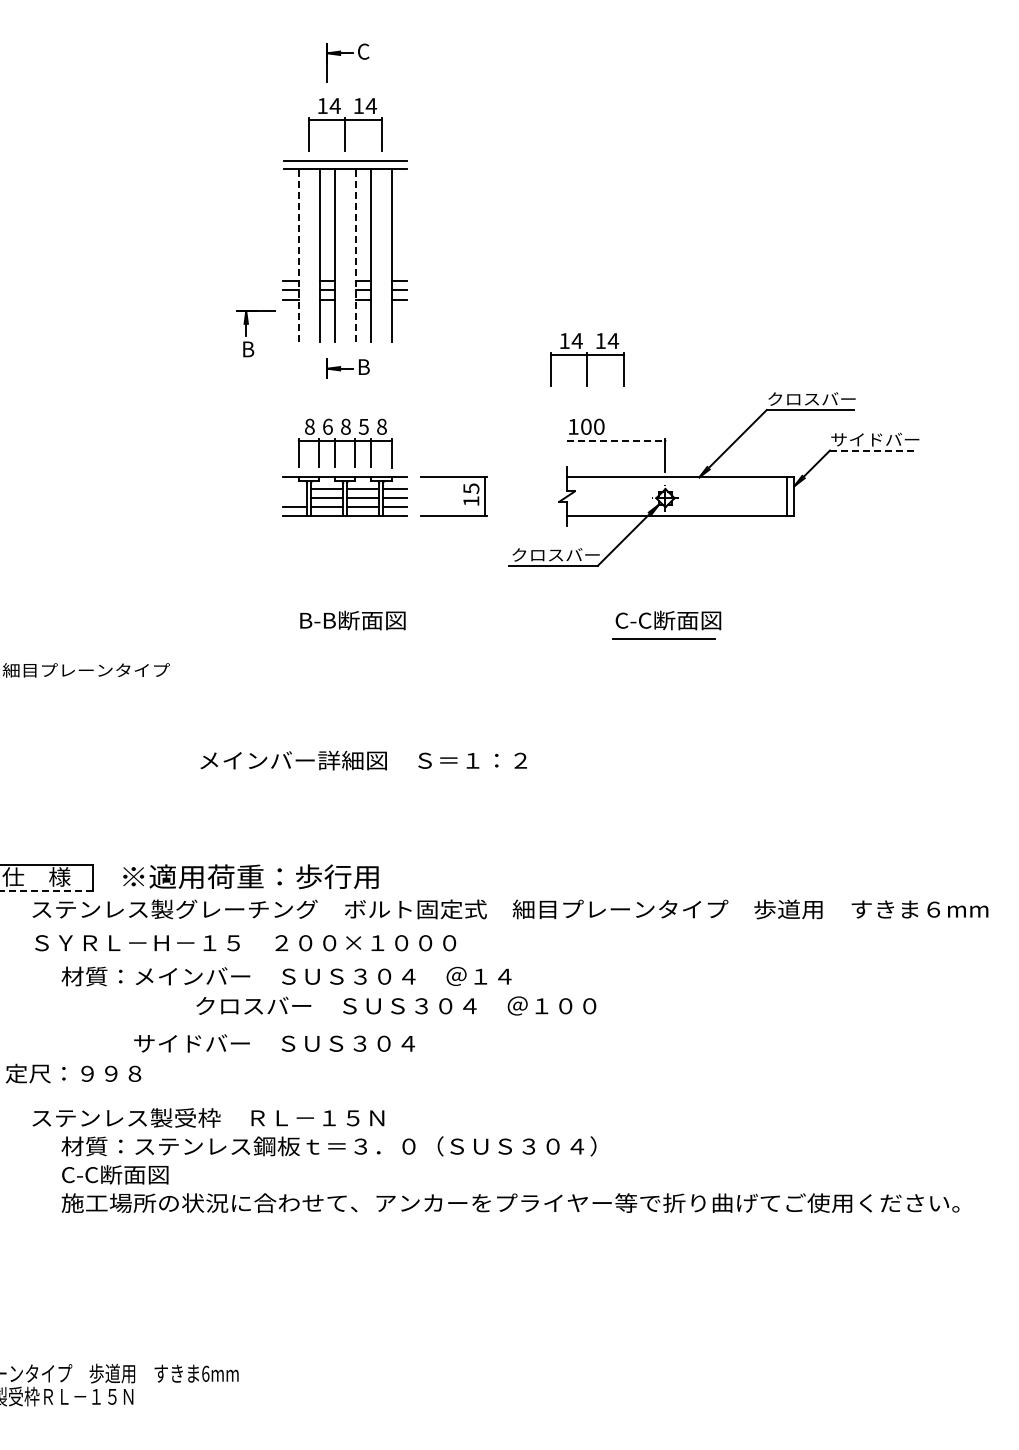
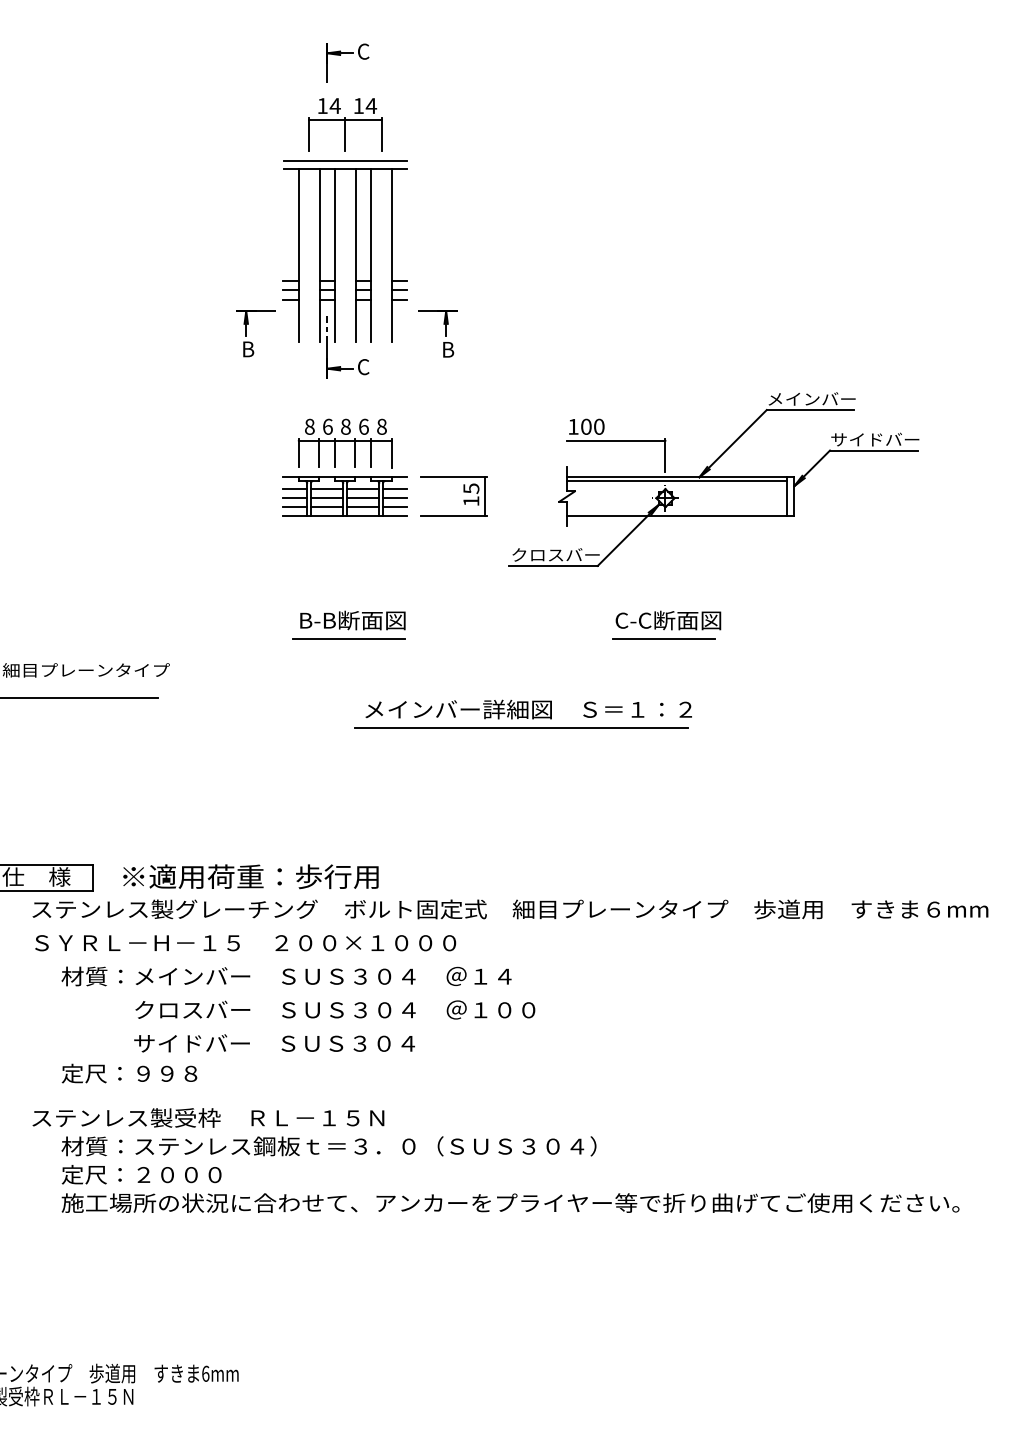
line: dashed -> solid (299, 255)
line: dashed -> solid (355, 255)
part: none -> present (445, 333)
line: none -> present (327, 336)
part: present -> none (587, 359)
text: B -> C (363, 367)
text: クロスバー -> メインバー (793, 398)
text: 5 -> 6 (363, 426)
line: dashed -> solid (616, 440)
line: dashed -> solid (873, 450)
line: none -> present (676, 480)
line: none -> present (294, 489)
line: none -> present (294, 498)
line: none -> present (348, 639)
line: none -> present (79, 698)
line: none -> present (520, 728)
text position: (363, 760) -> (528, 709) (528, 709)
line: dashed -> solid (46, 890)
text position: (396, 1005) -> (335, 1009) (335, 1009)
text position: (73, 1073) -> (129, 1073) (129, 1073)
text: C-C断面図 -> 定尺：２０００ (141, 1174)
